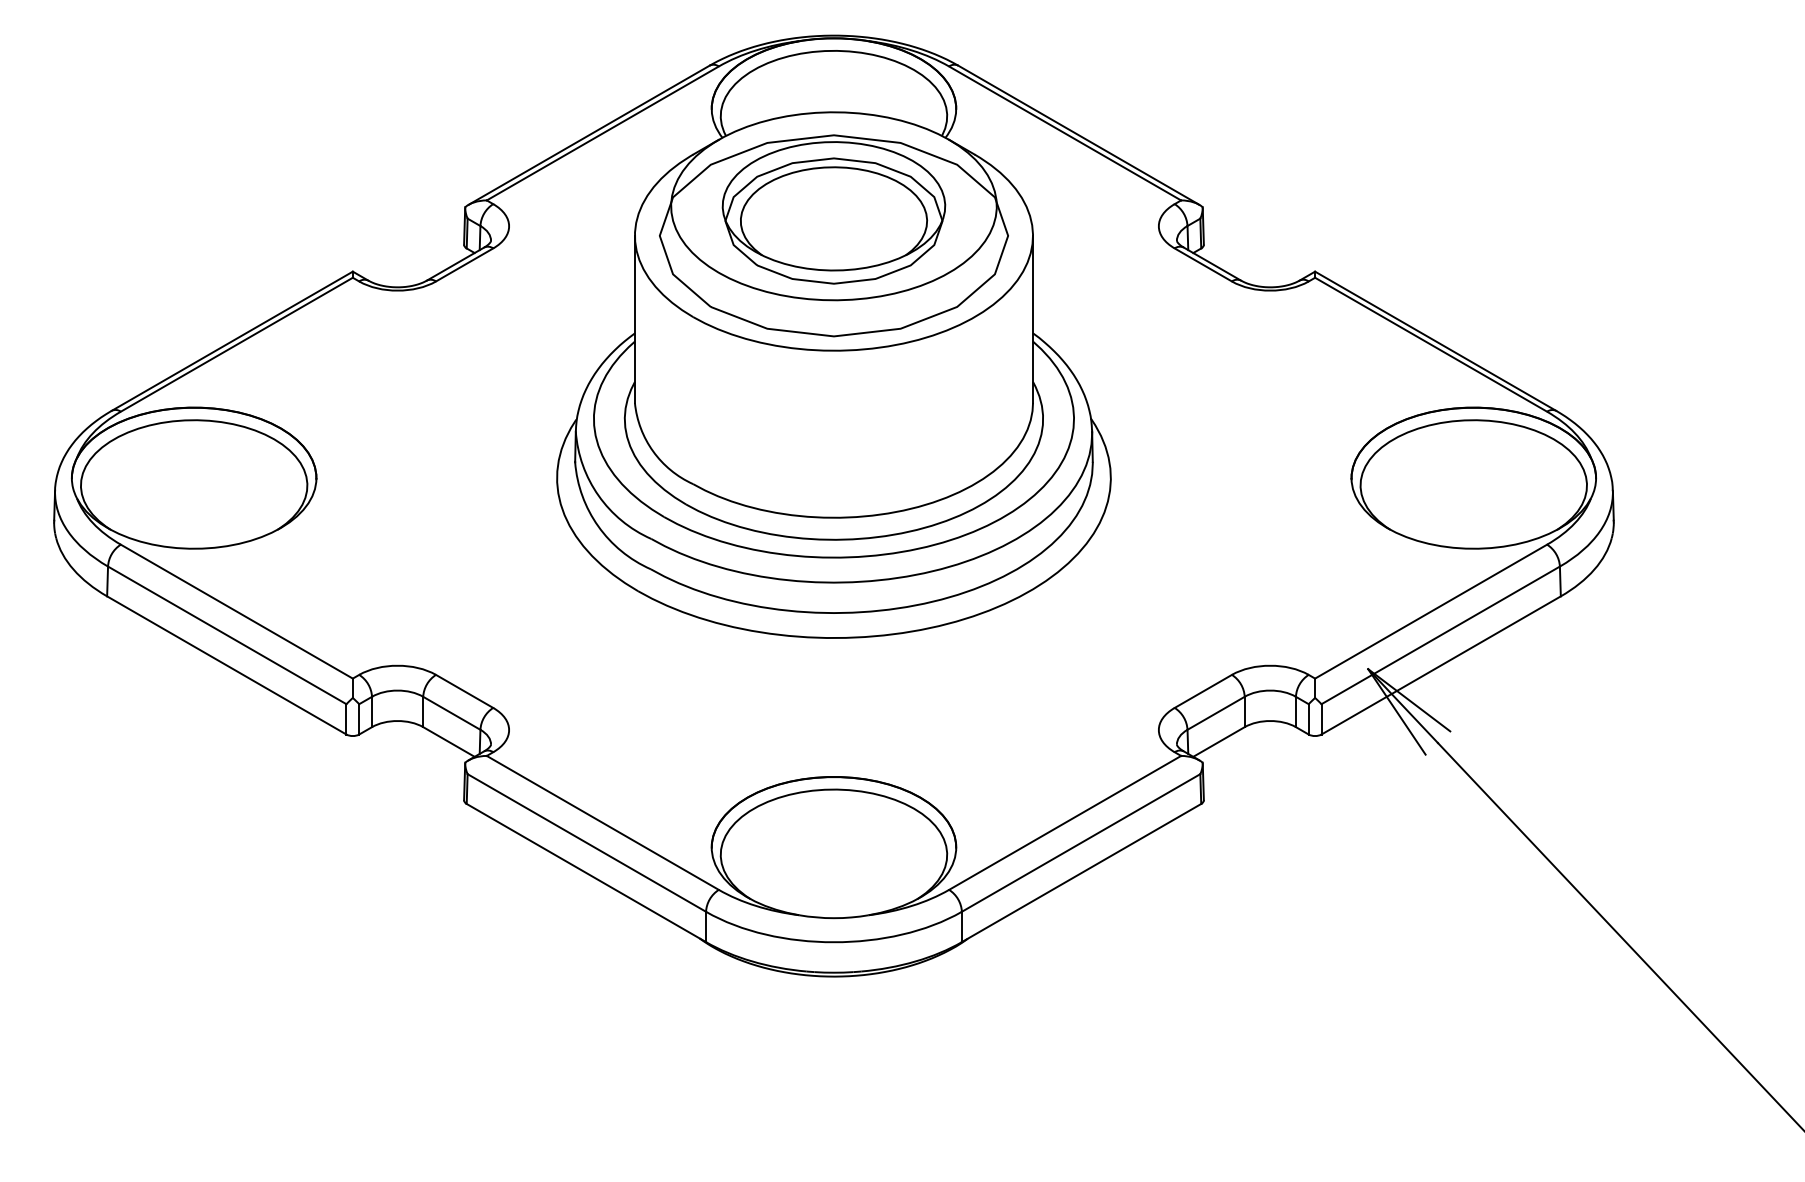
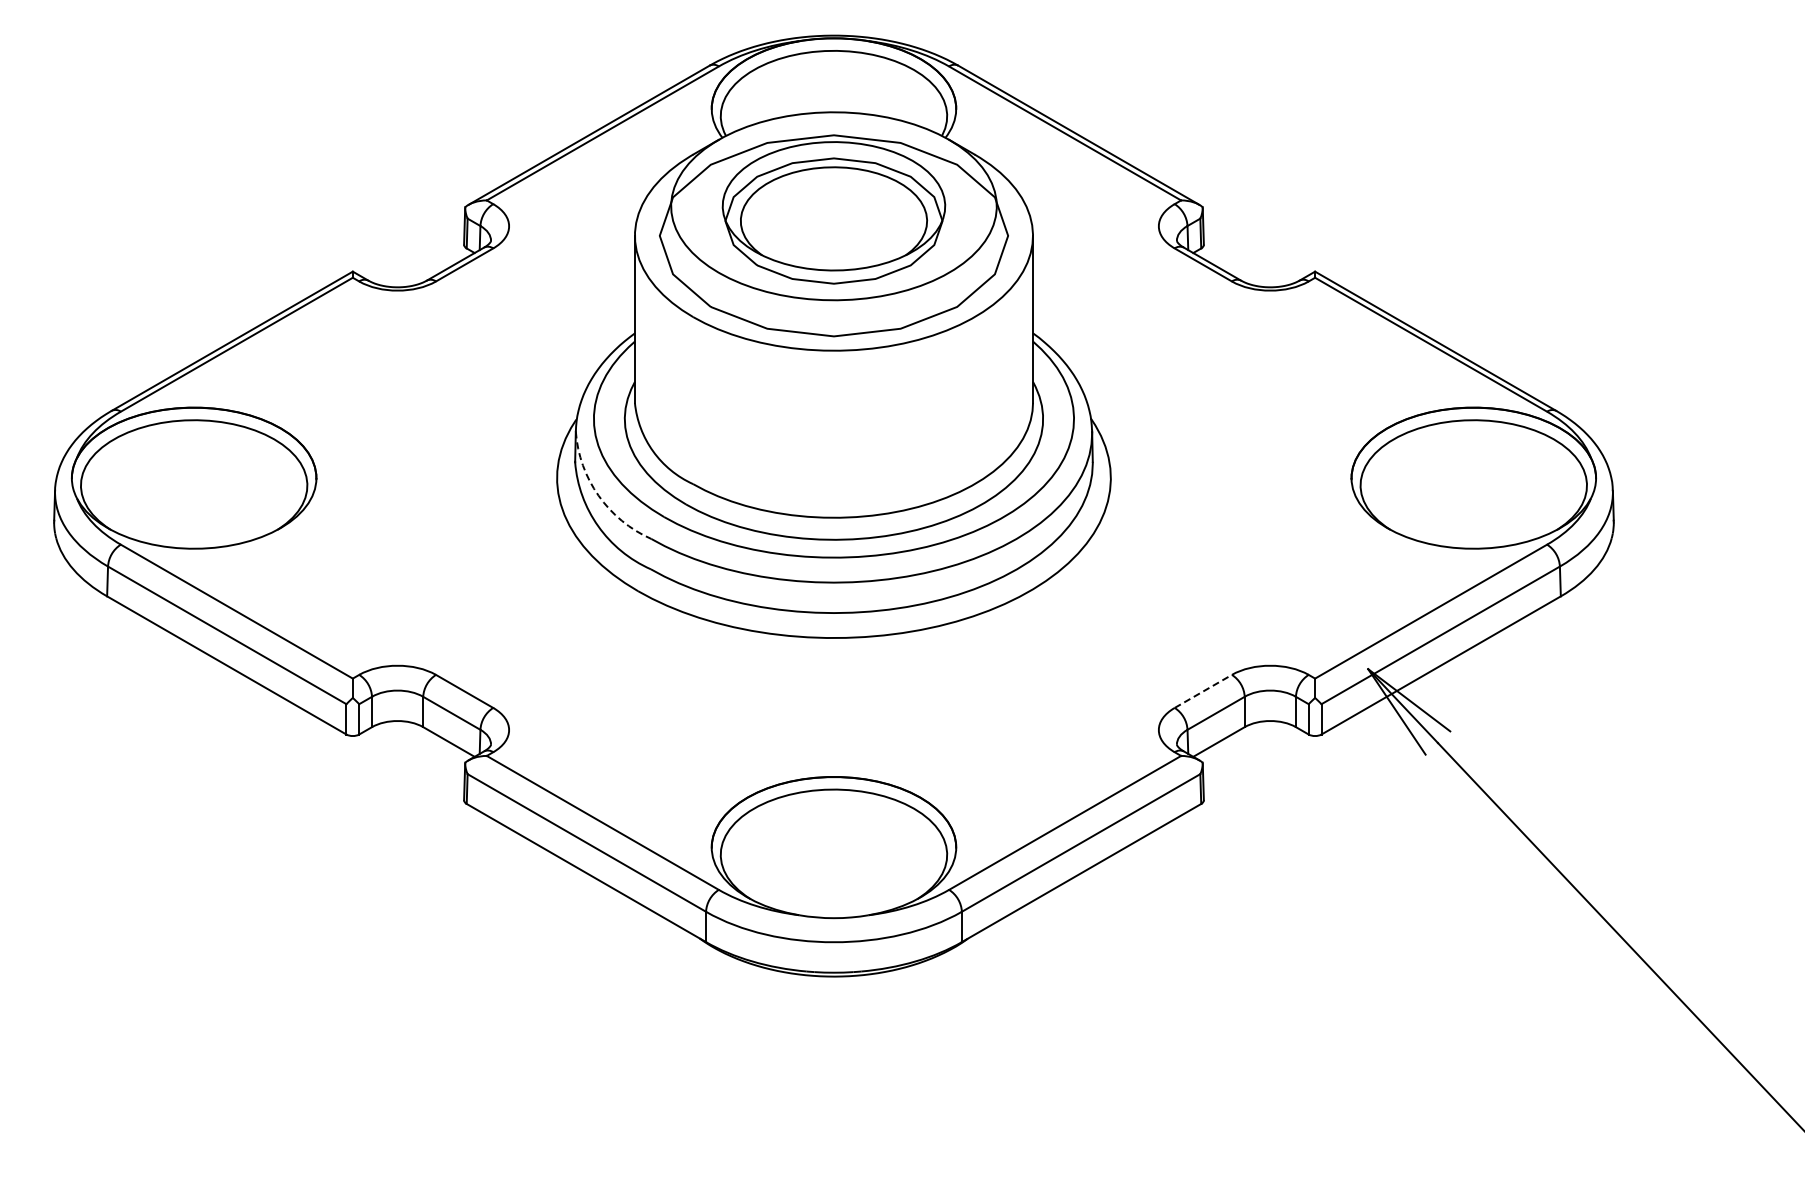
arc: solid -> dashed (598, 495)
line: solid -> dashed (1203, 691)
